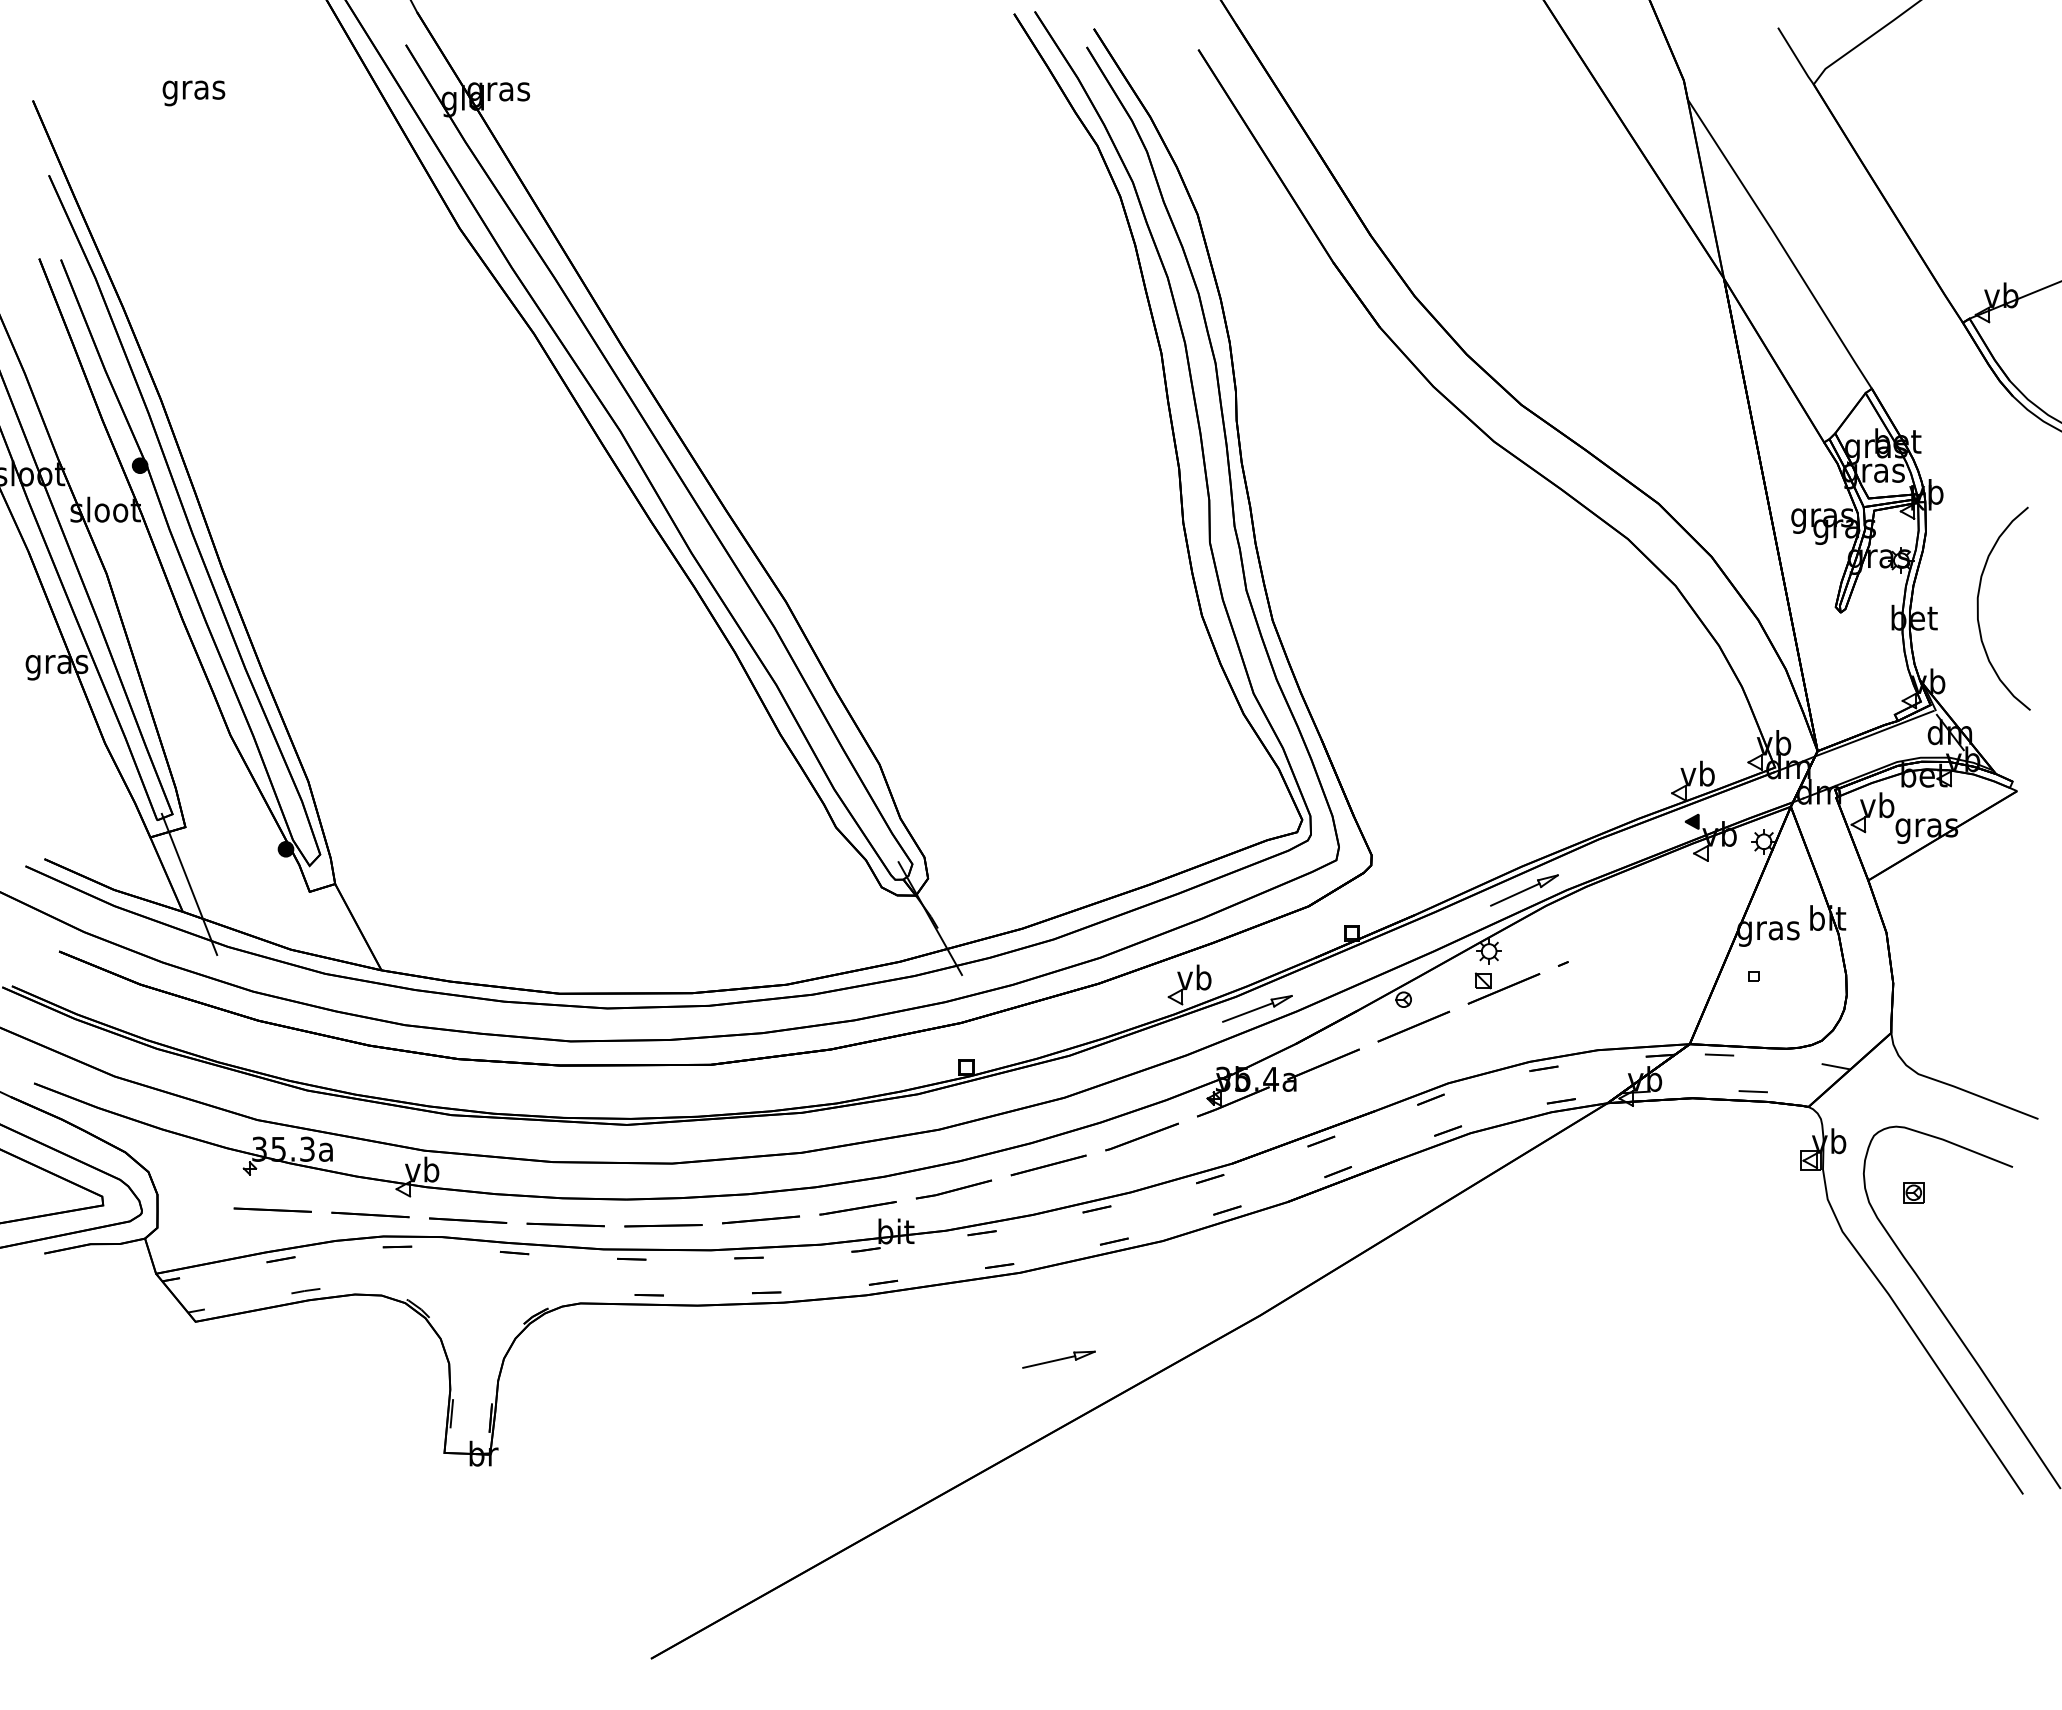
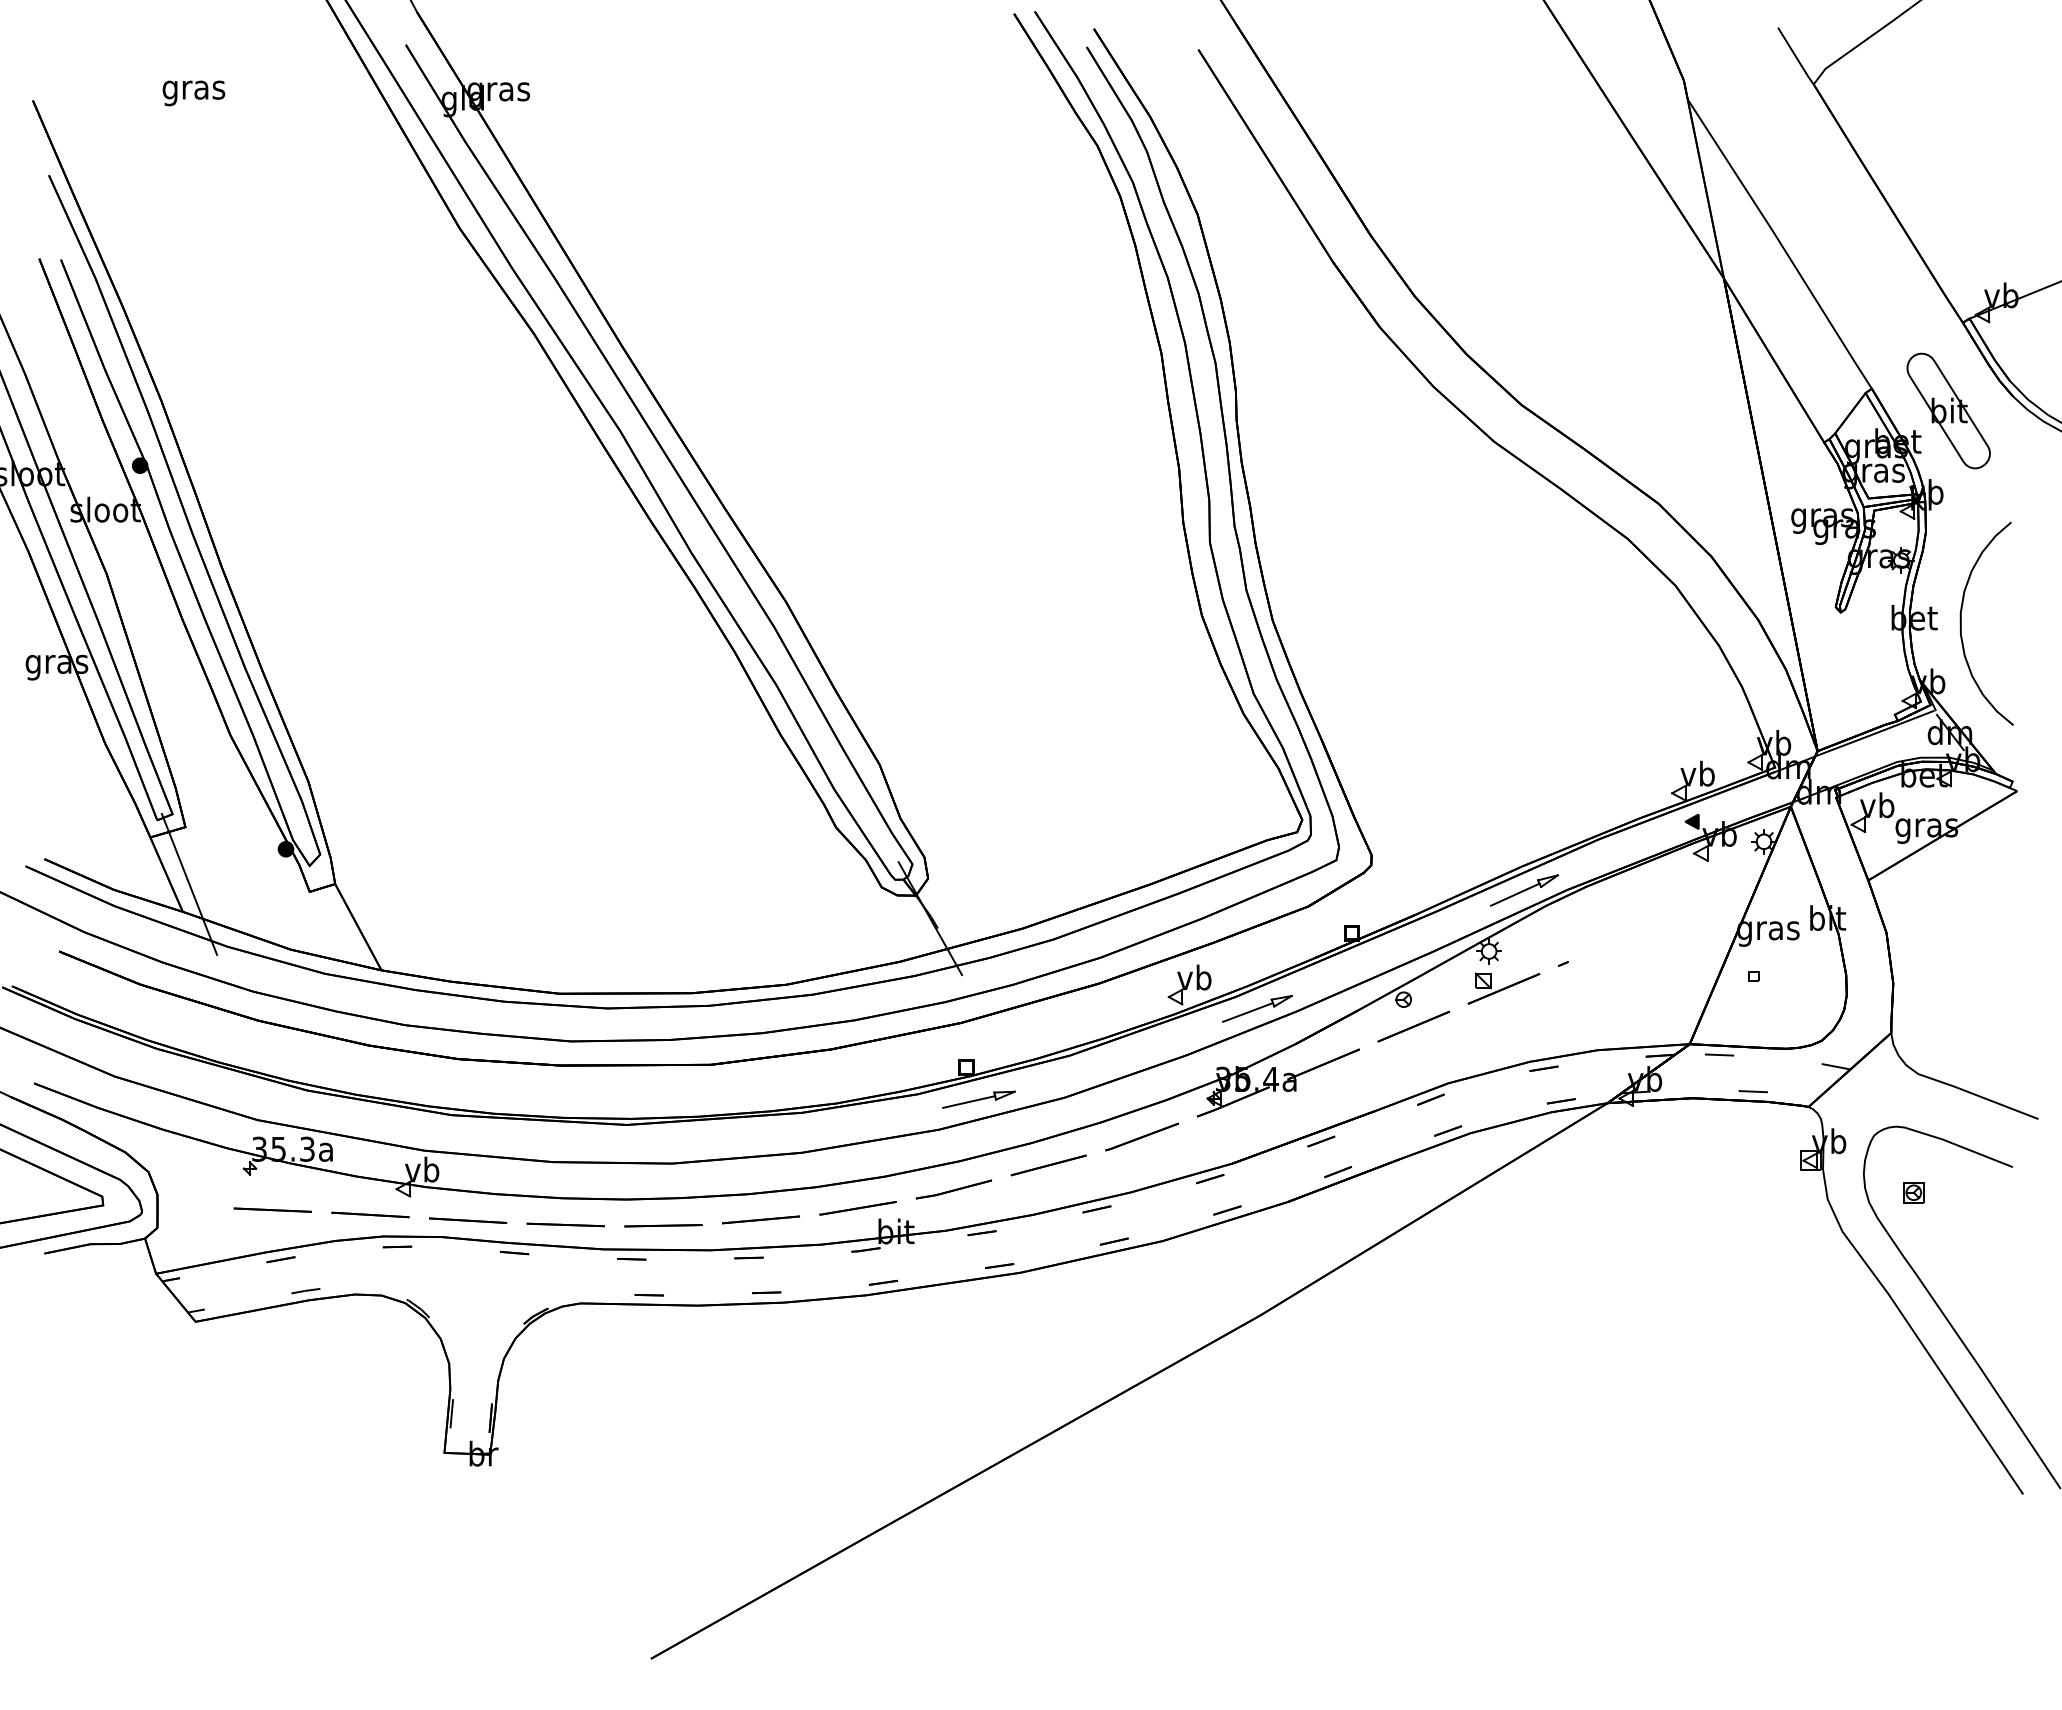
part: none -> present (1948, 410)
curve position: (1978, 608) -> (1961, 623) (1961, 623)
part position: (1058, 1359) -> (978, 1099) (978, 1099)
